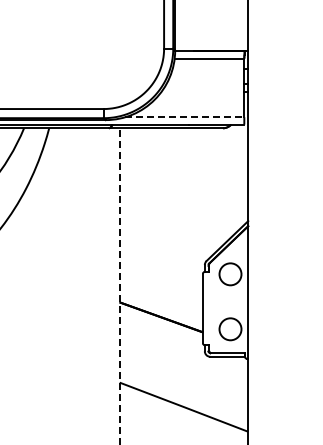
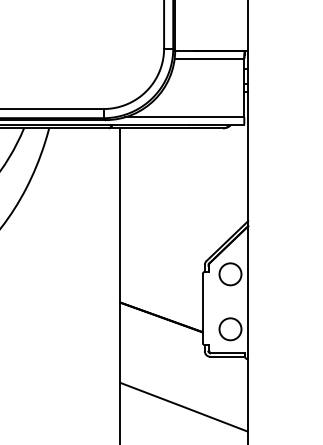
line: dashed -> solid (184, 117)
line: dashed -> solid (119, 286)
